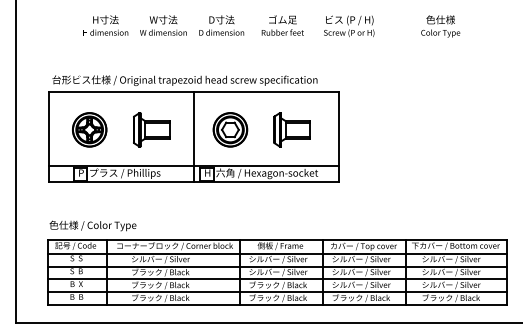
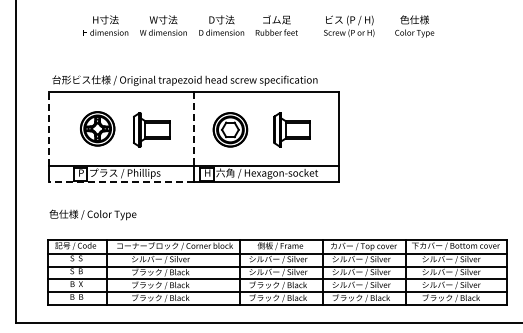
text position: (282, 25) -> (276, 25) (276, 25)
text position: (440, 26) -> (414, 26) (414, 26)
line: solid -> dashed (48, 129)
part position: (89, 129) -> (97, 128) (97, 128)
line: solid -> dashed (193, 129)
line: solid -> dashed (121, 182)
text position: (92, 225) -> (92, 214) (92, 214)
